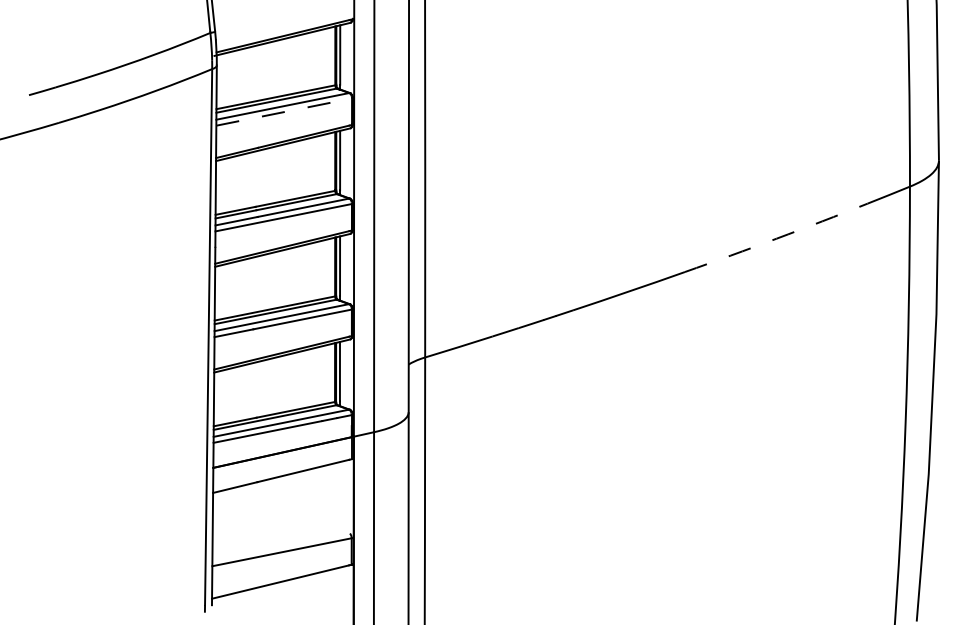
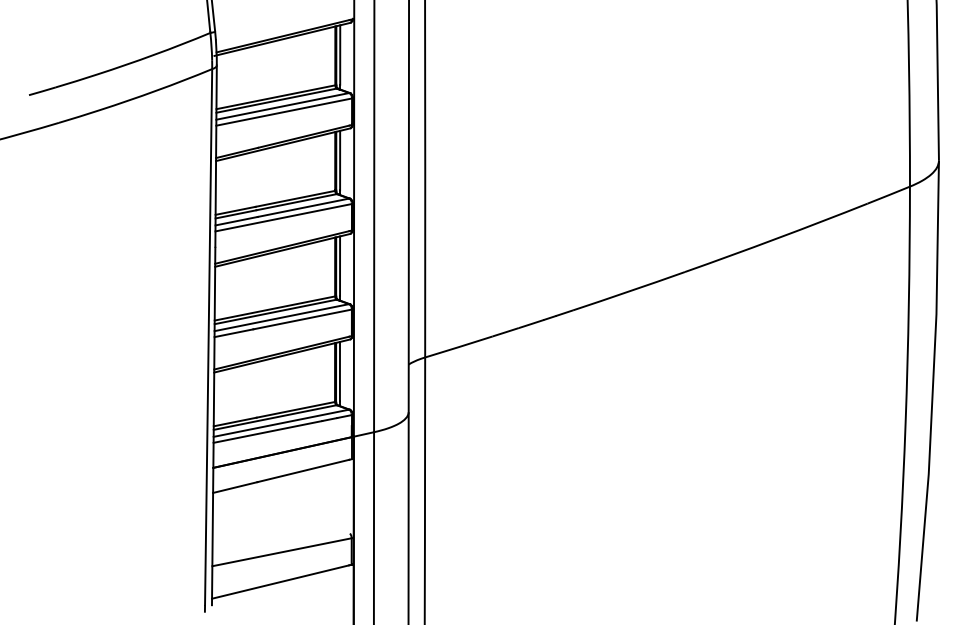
line: dashed -> solid (284, 111)
arc: dashed -> solid (776, 238)
